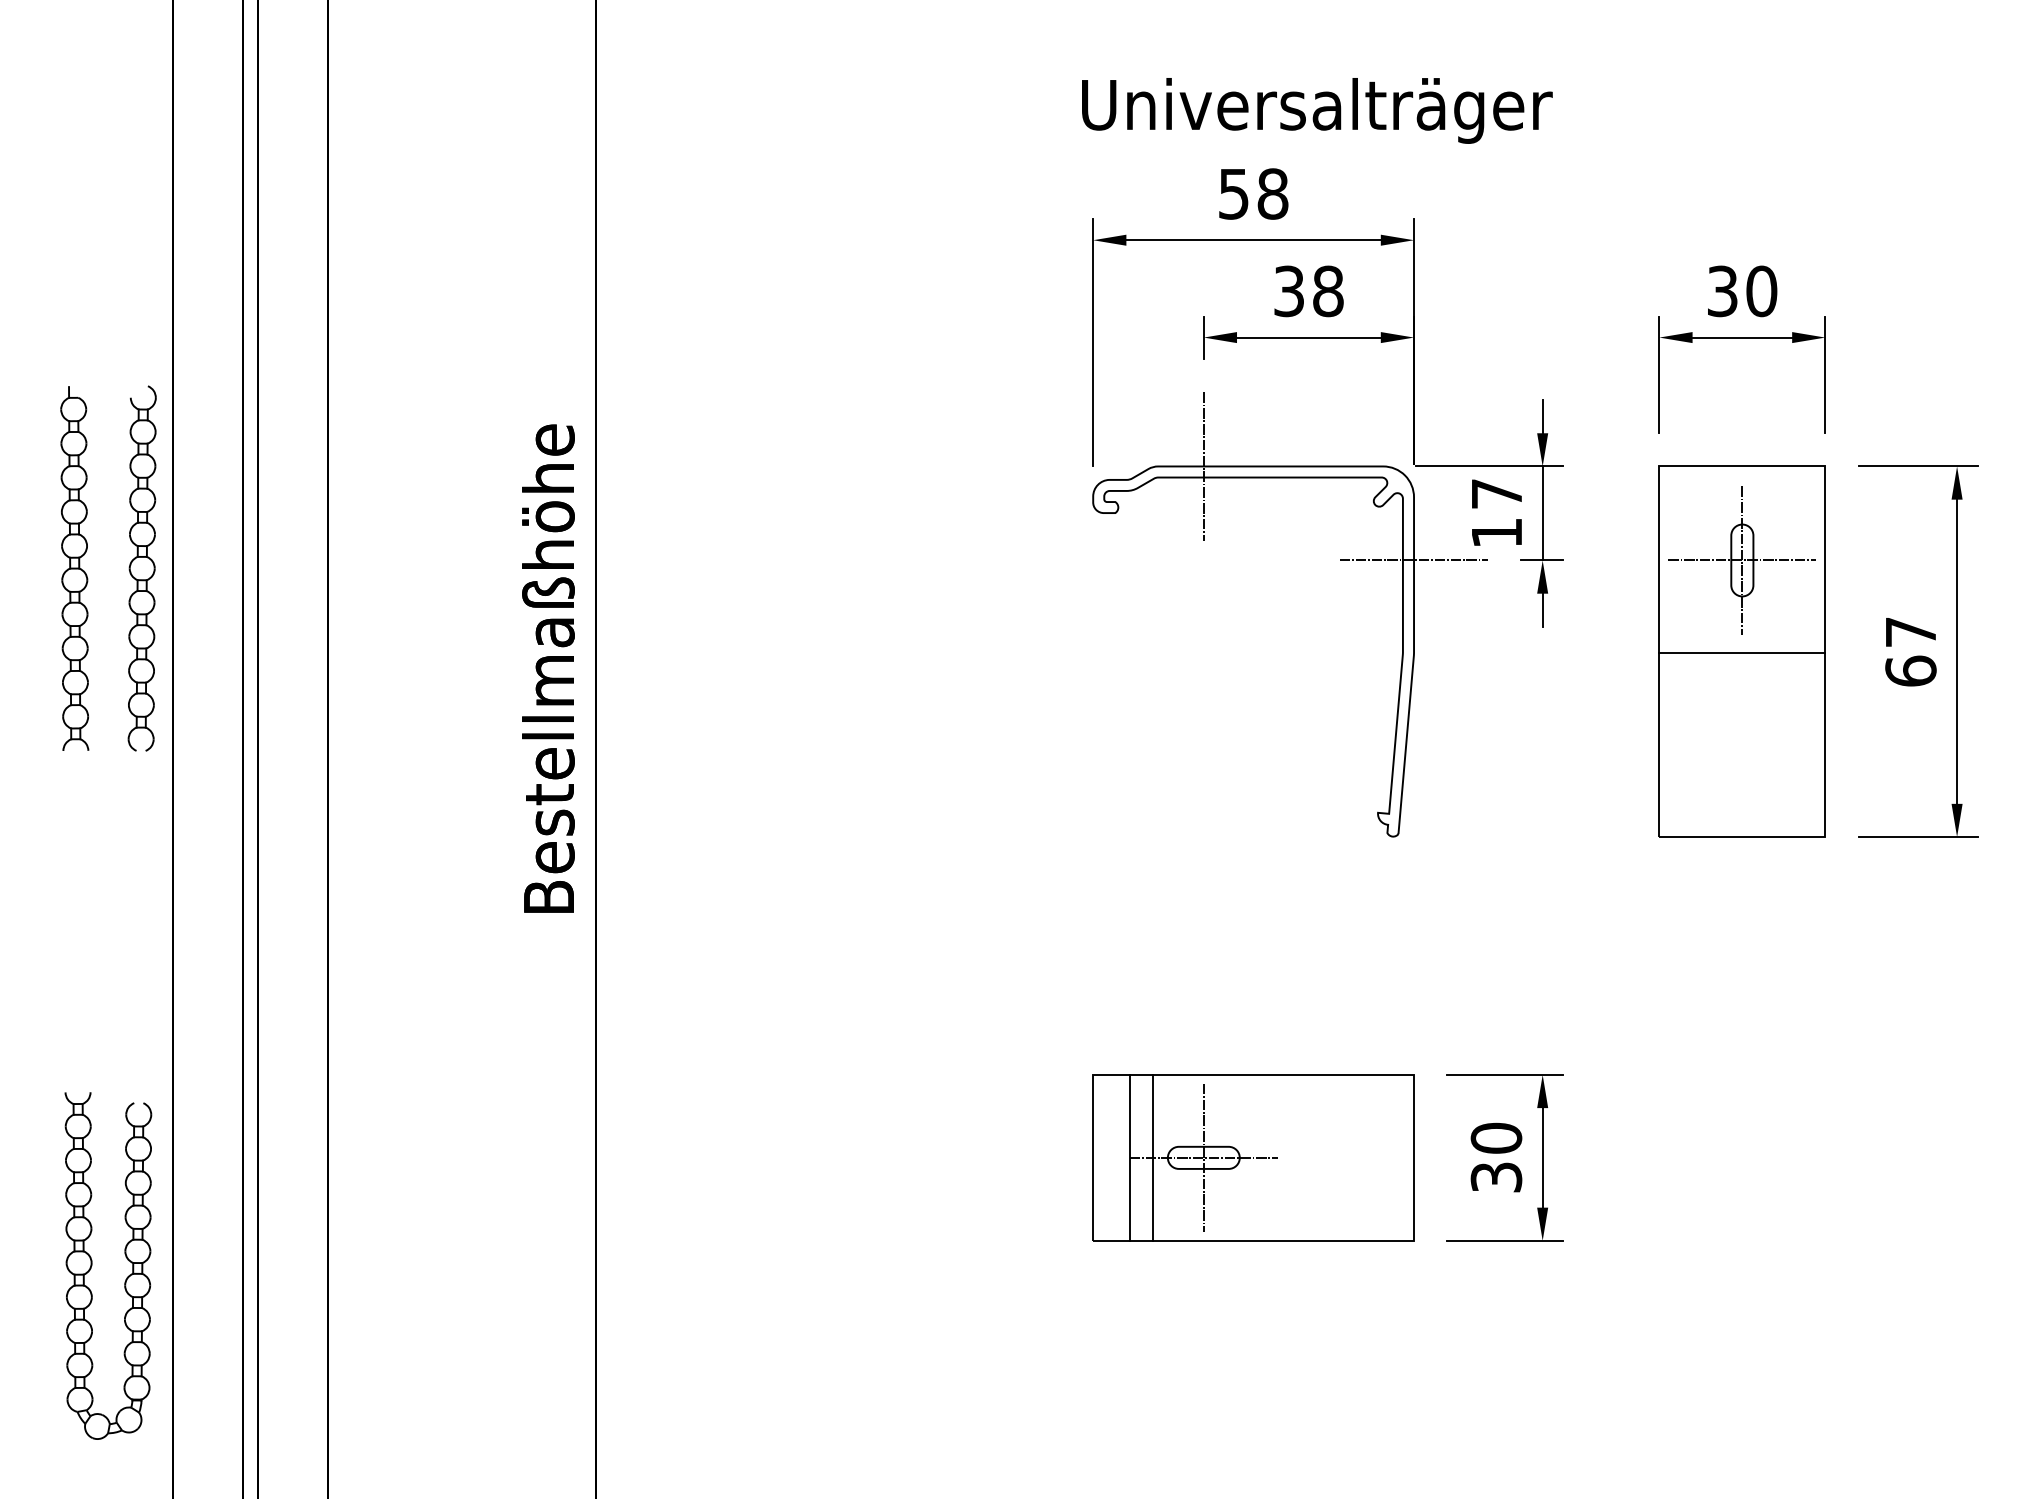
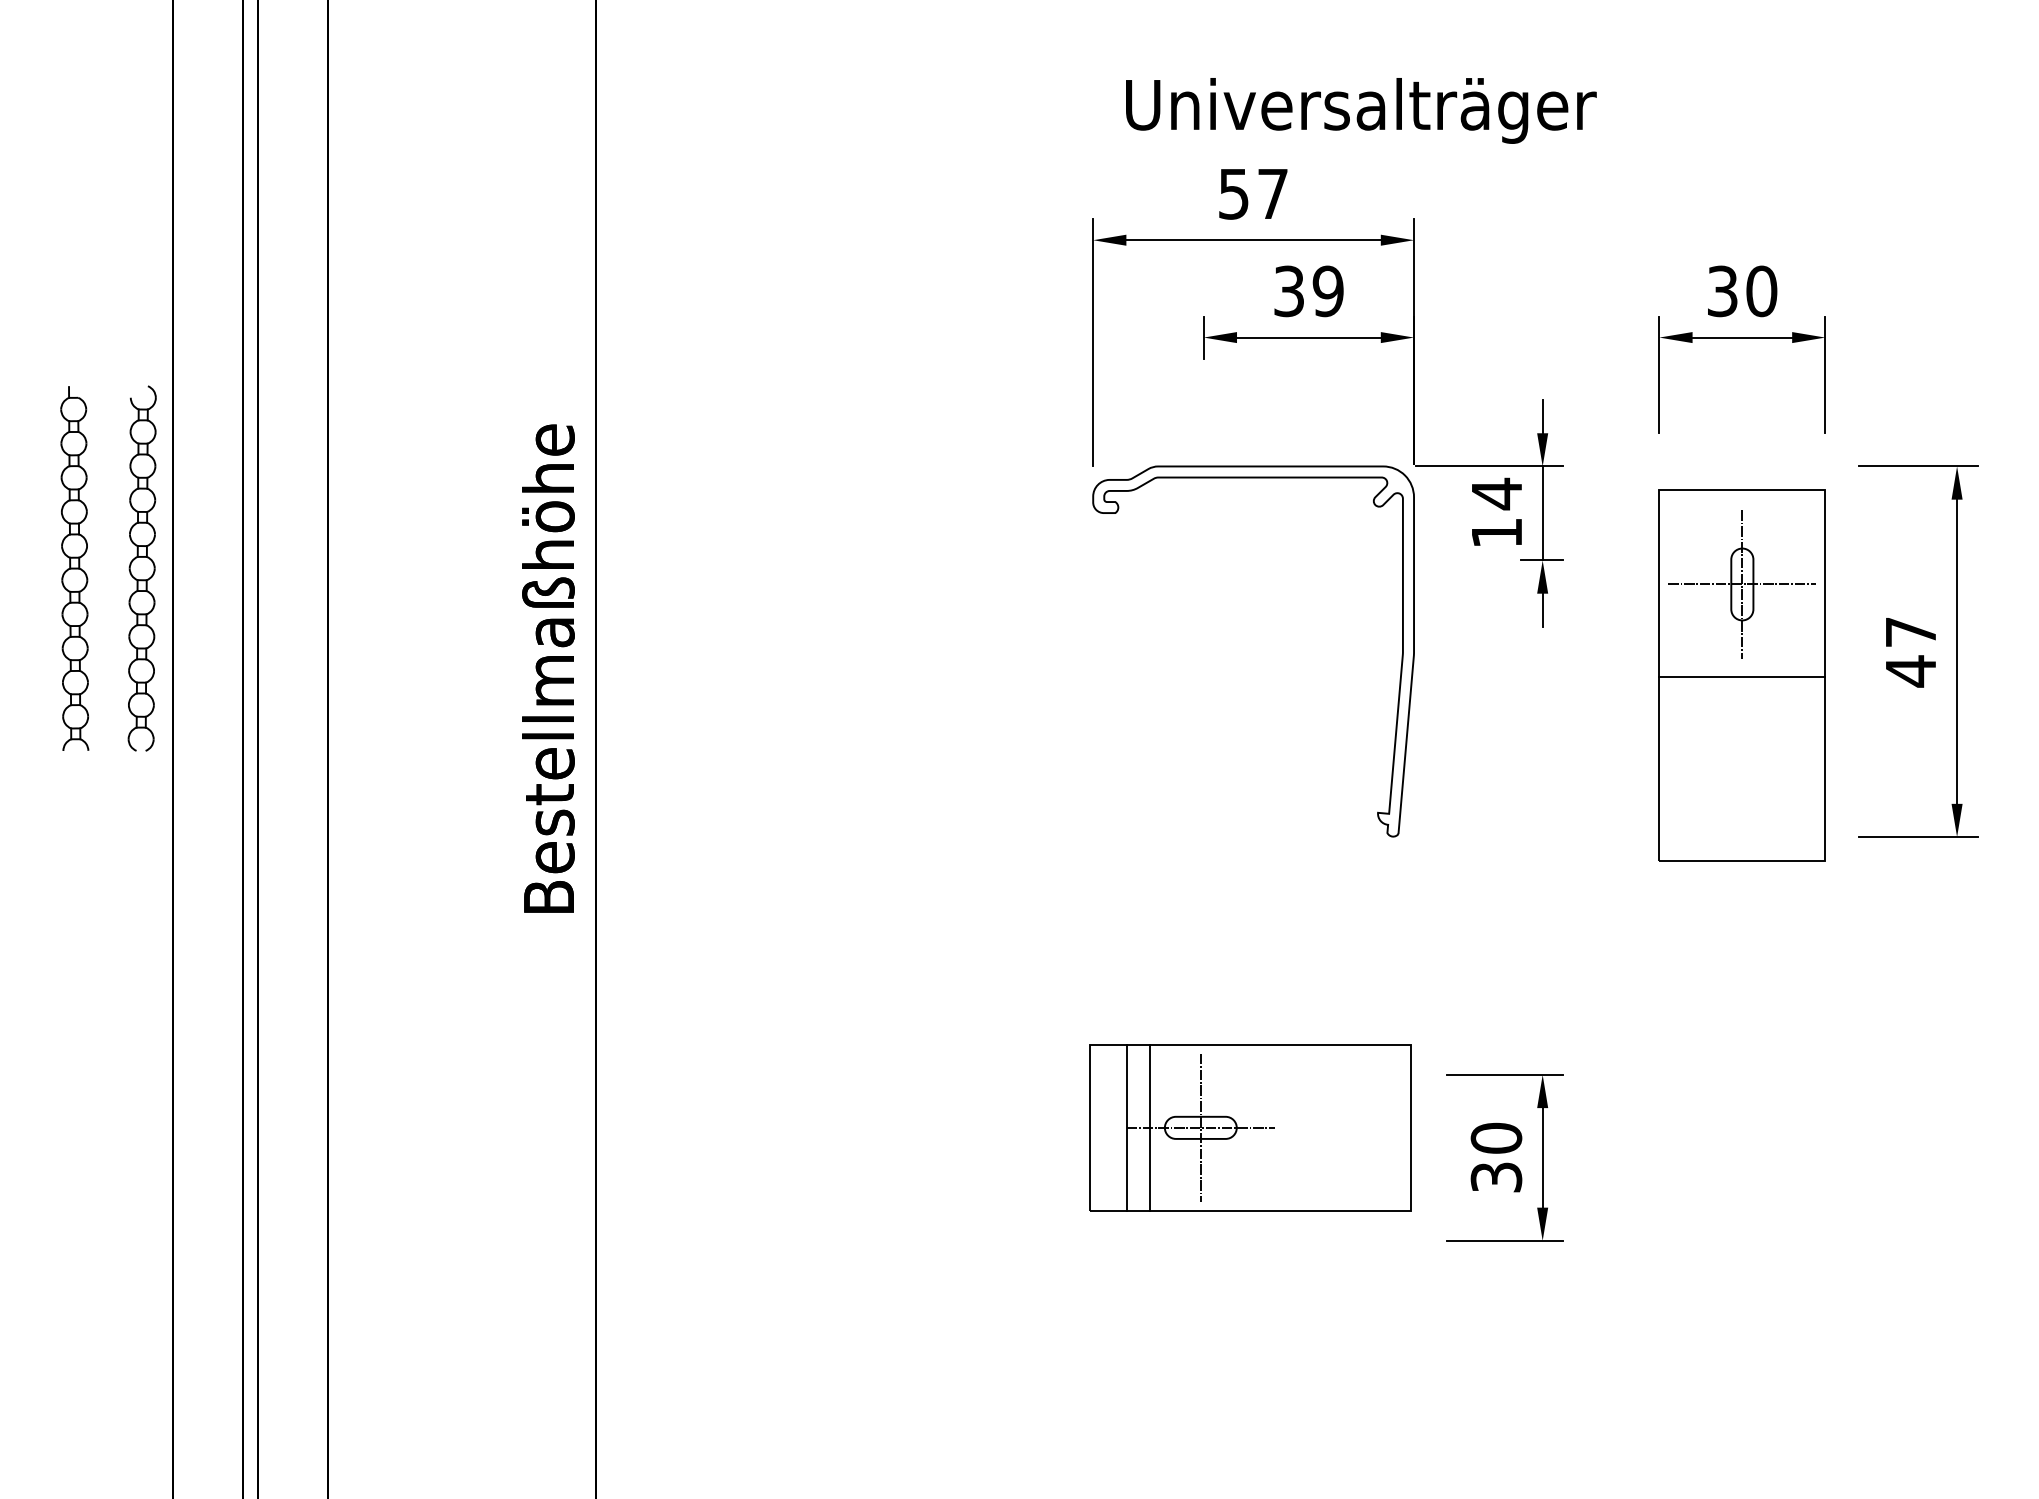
text position: (1317, 110) -> (1361, 110) (1361, 110)
text: 58 -> 57 (1272, 193)
text: 38 -> 39 (1327, 291)
line: present -> none (1203, 466)
text: 17 -> 14 (1496, 493)
line: present -> none (1413, 560)
part position: (1741, 651) -> (1741, 675) (1741, 675)
text: 67 -> 47 (1910, 671)
part position: (1253, 1157) -> (1250, 1127) (1250, 1127)
part: present -> none (92, 1265)
